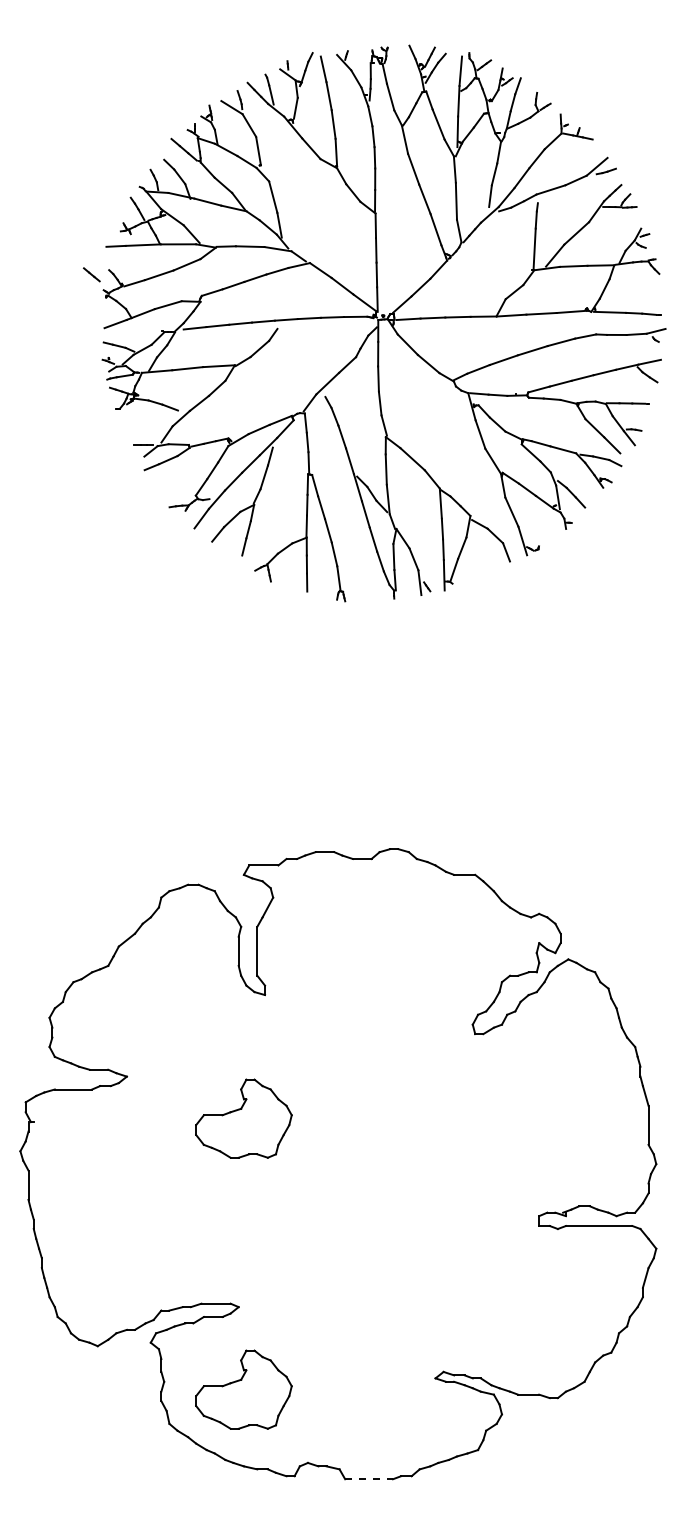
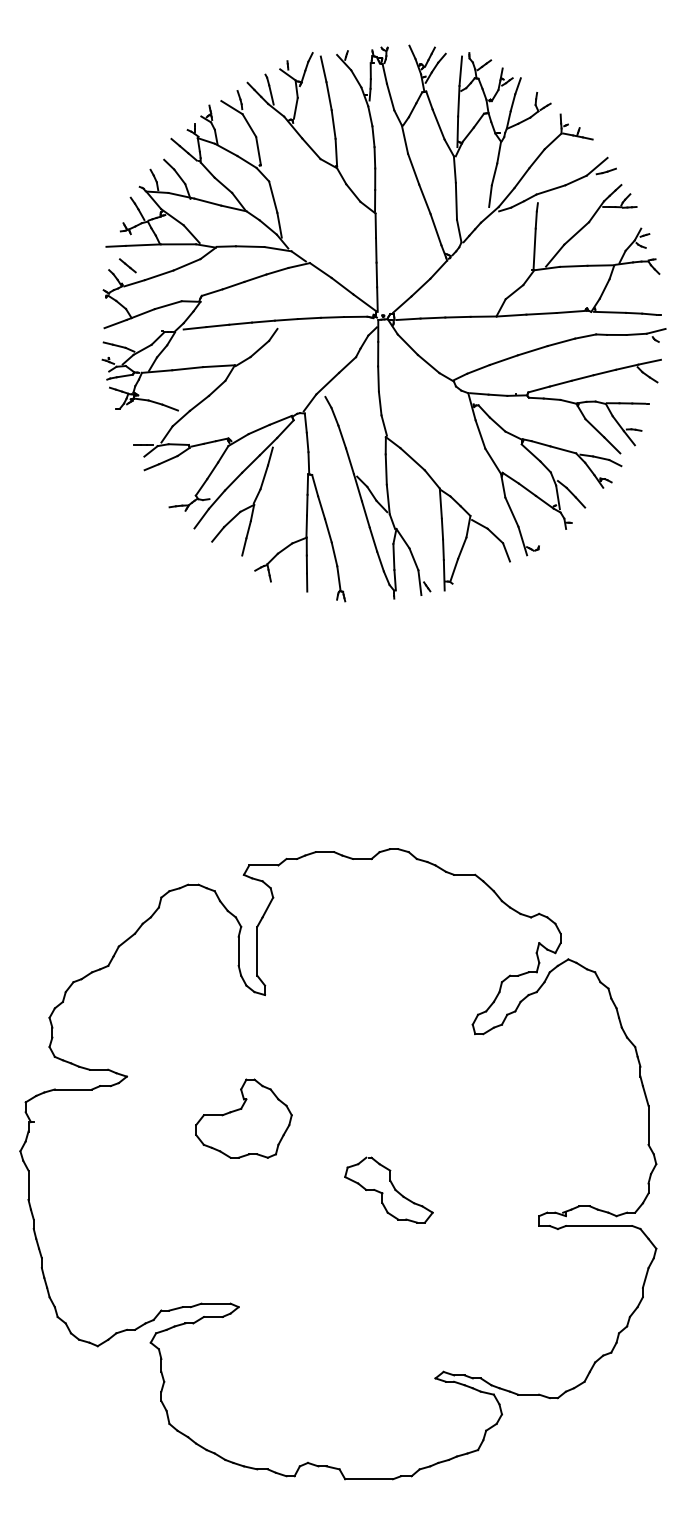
line position: (91, 274) -> (127, 265) (127, 265)
part: none -> present (388, 1189)
part: present -> none (243, 1389)
line: dashed -> solid (369, 1479)
